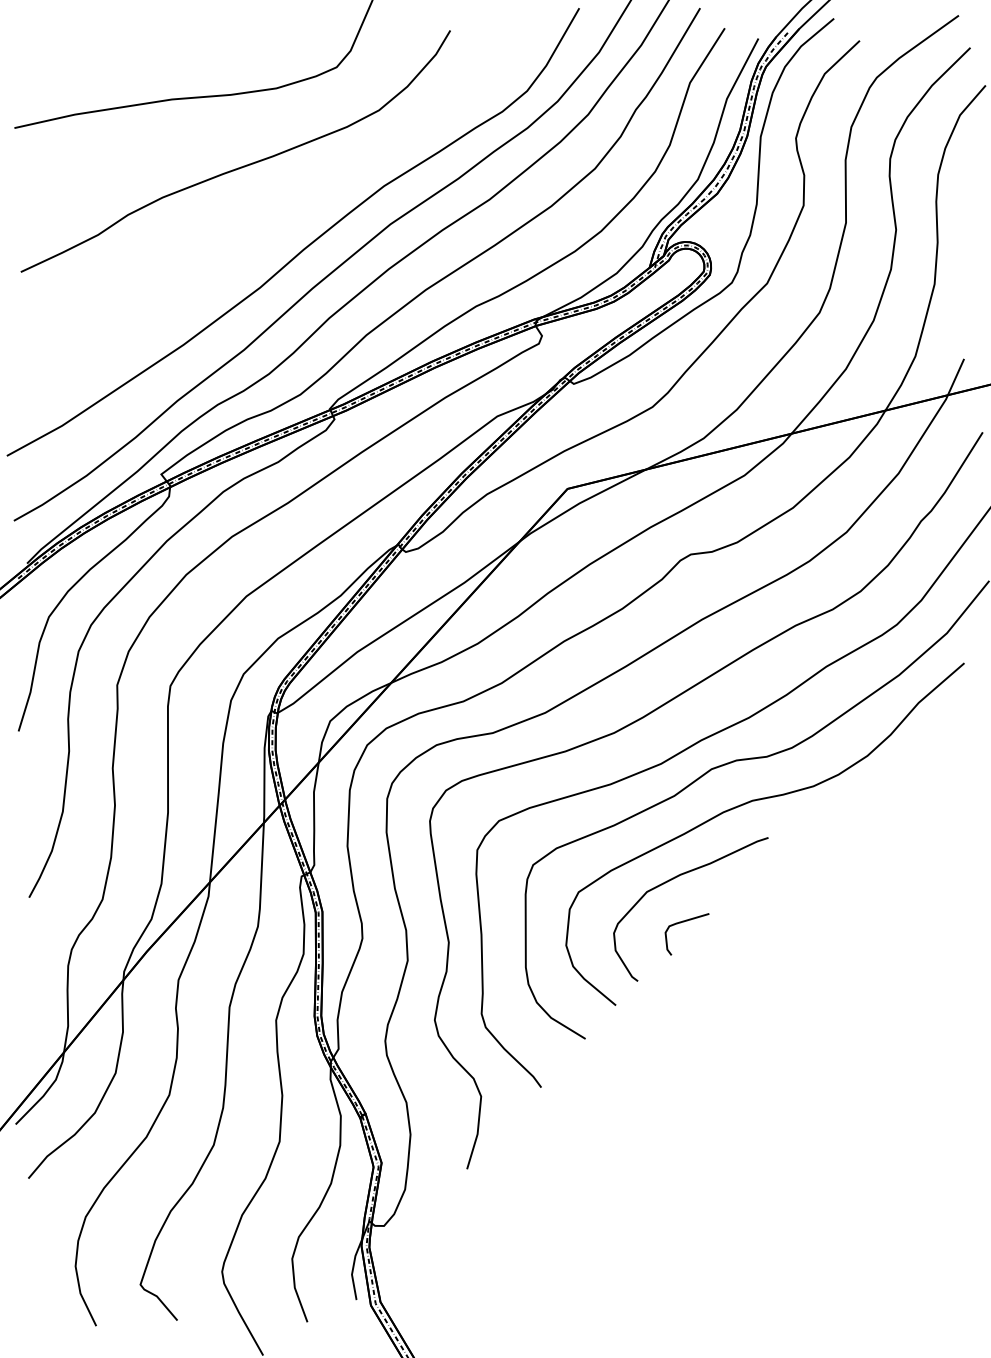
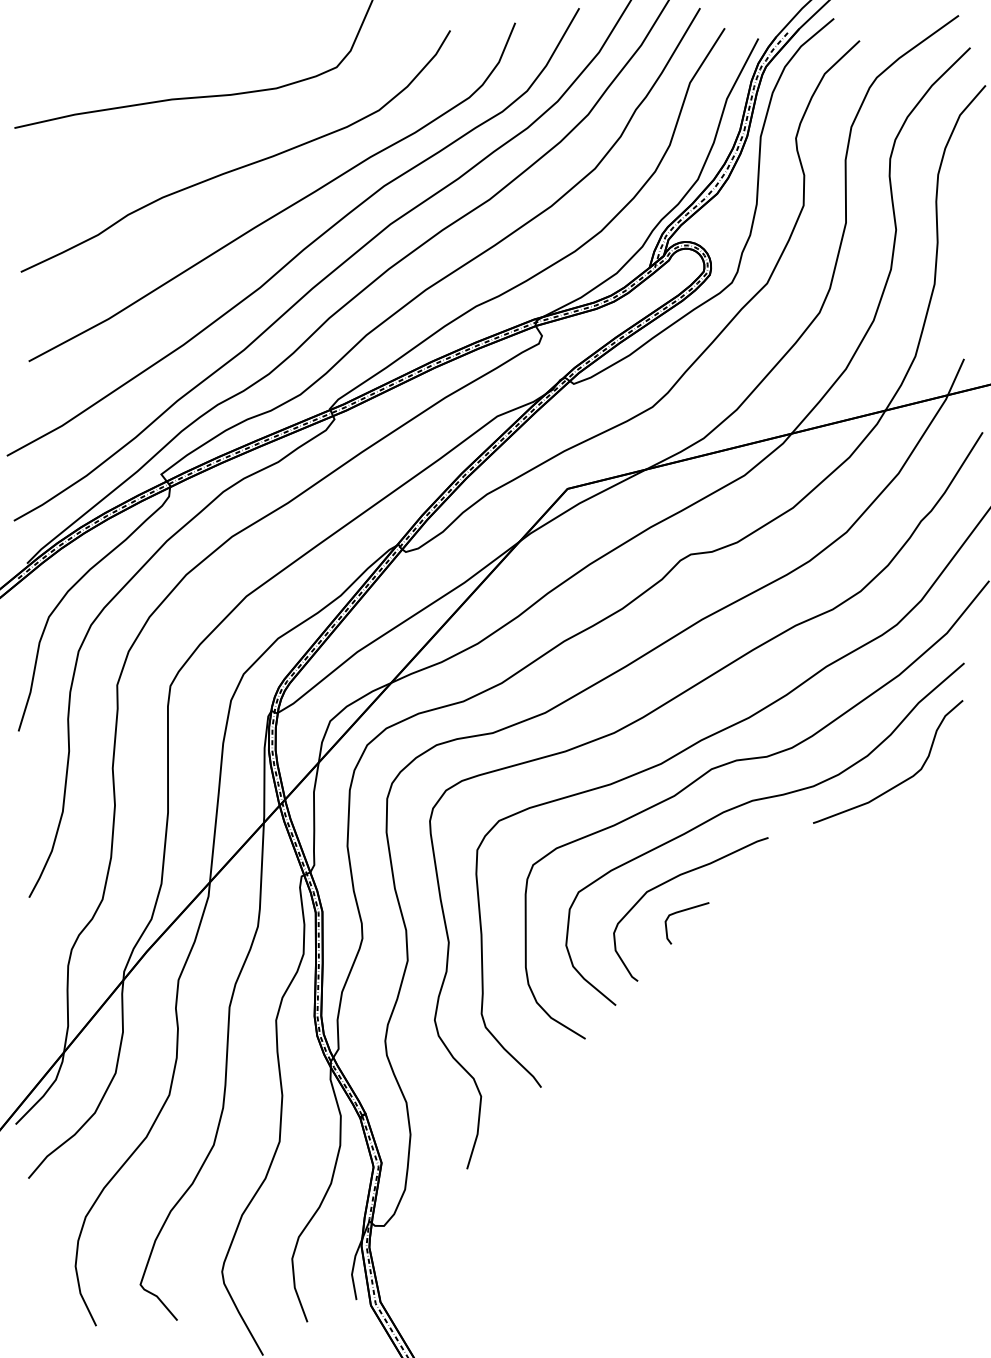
curve: none -> present (281, 210)
curve: none -> present (898, 783)
curve position: (684, 922) -> (684, 911) (684, 911)
